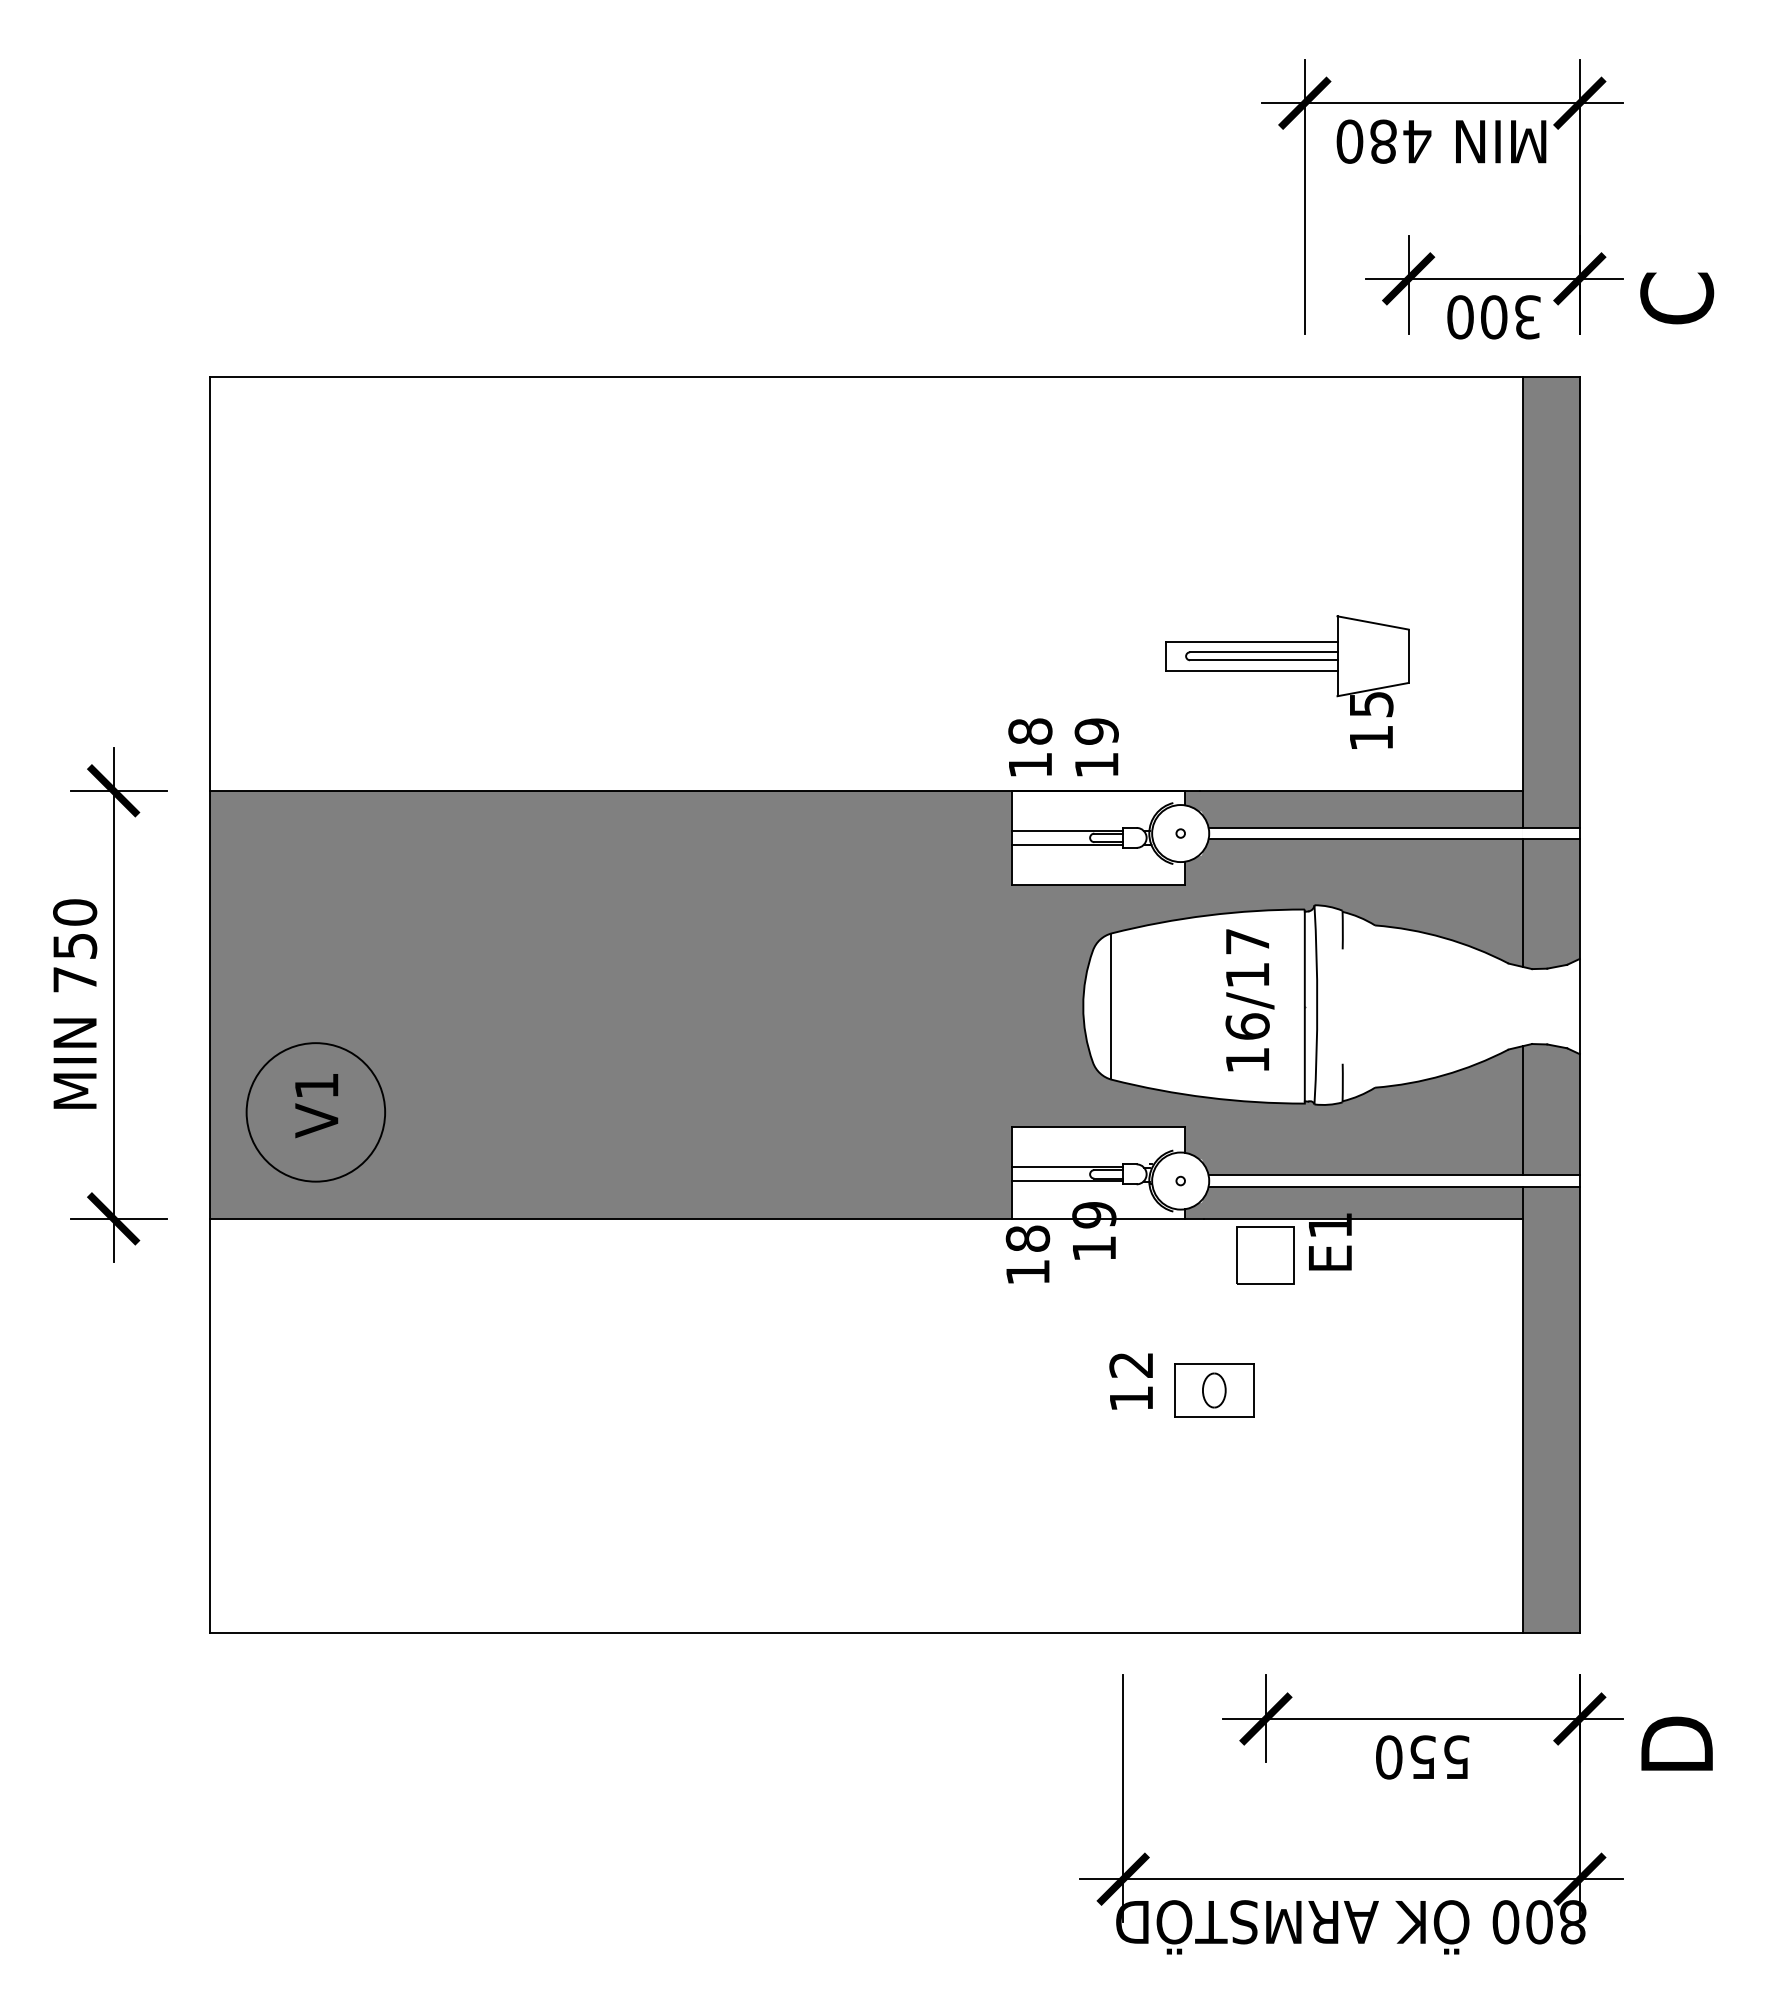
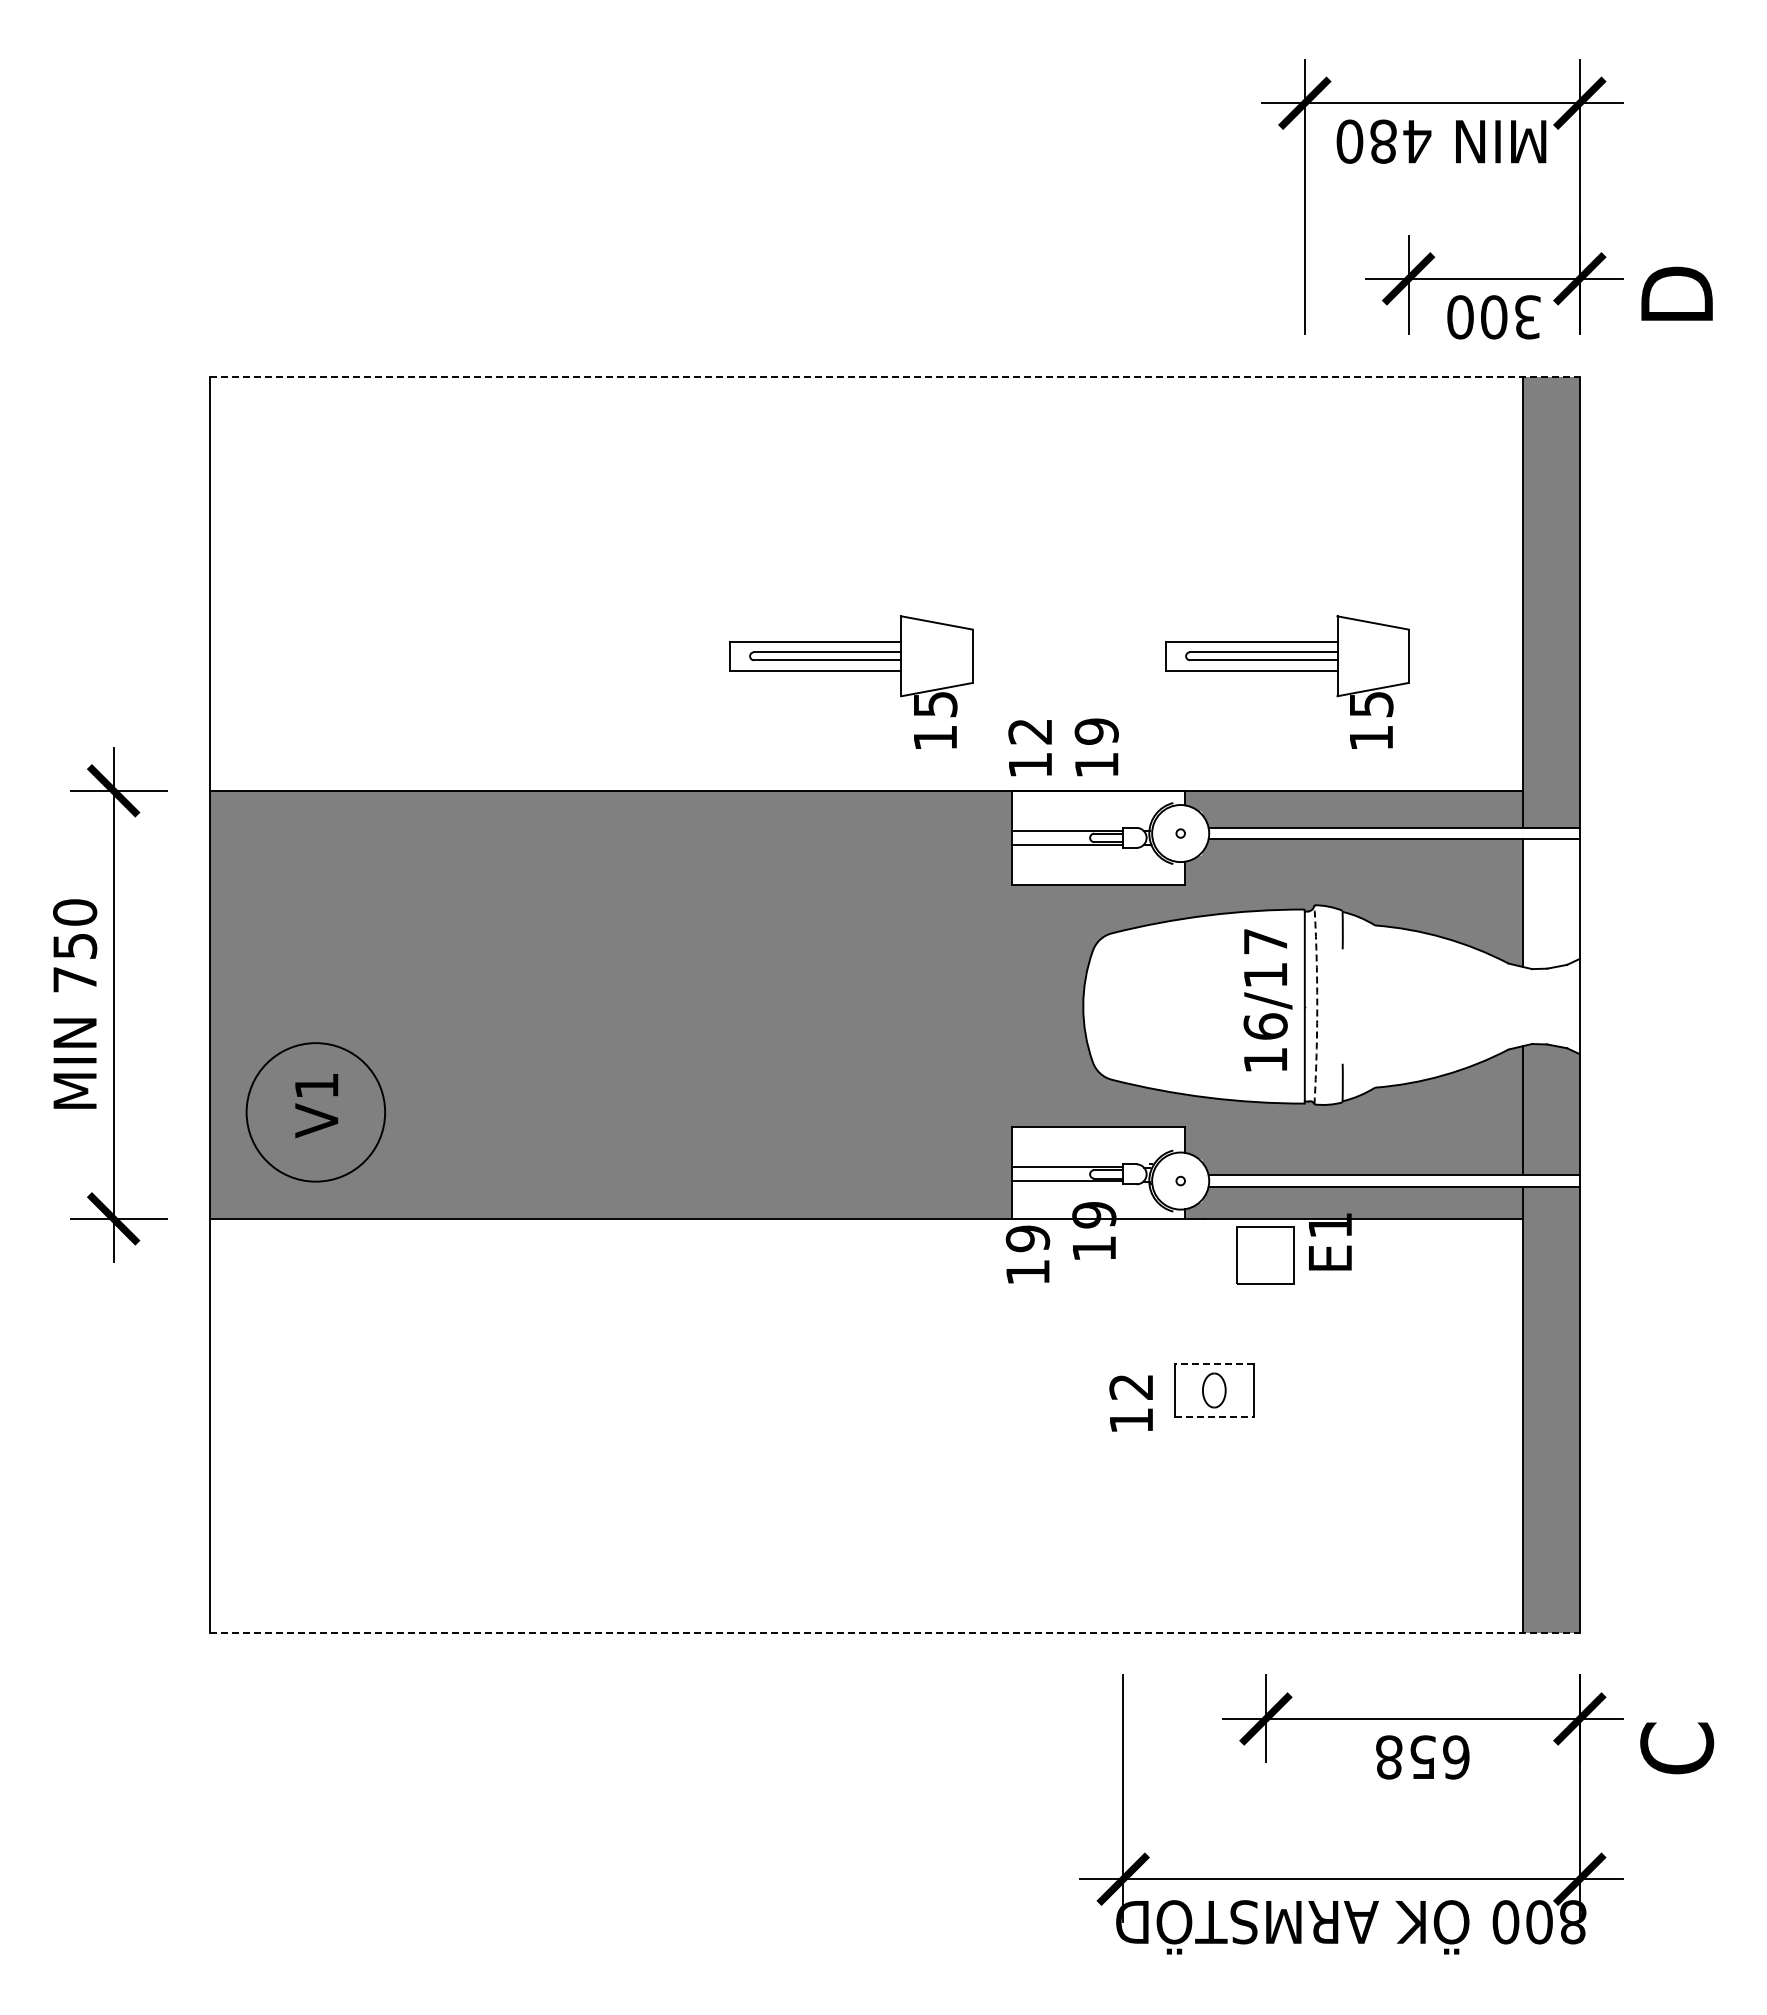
text: C -> D (1677, 295)
line: solid -> dashed (894, 377)
part: none -> present (851, 671)
text: 18 -> 12 (1030, 731)
fill: present -> none (1550, 904)
text position: (1249, 1000) -> (1267, 1000) (1267, 1000)
arc: solid -> dashed (1317, 1004)
line: present -> none (1110, 1006)
text: 18 -> 19 (1028, 1238)
line: solid -> dashed (1213, 1363)
text position: (1130, 1381) -> (1130, 1403) (1130, 1403)
line: solid -> dashed (1214, 1417)
line: solid -> dashed (894, 1632)
text: D -> C (1677, 1745)
text: 550 -> 658 (1422, 1757)
